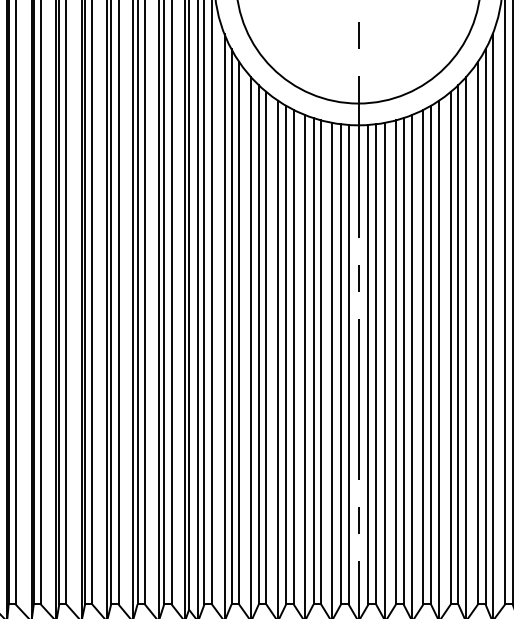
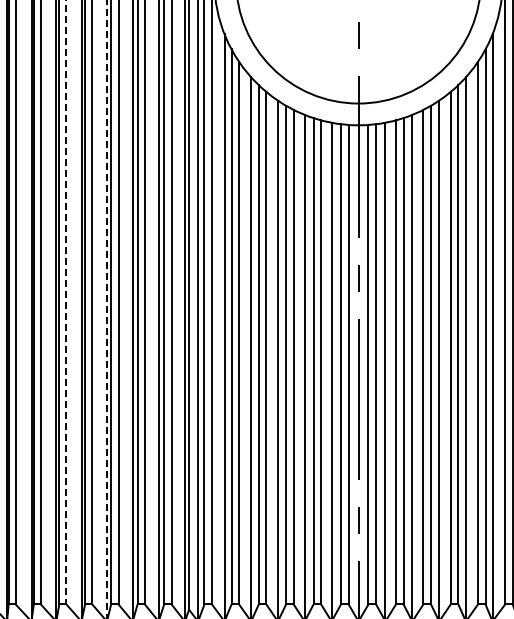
line: solid -> dashed (66, 302)
line: solid -> dashed (106, 309)
